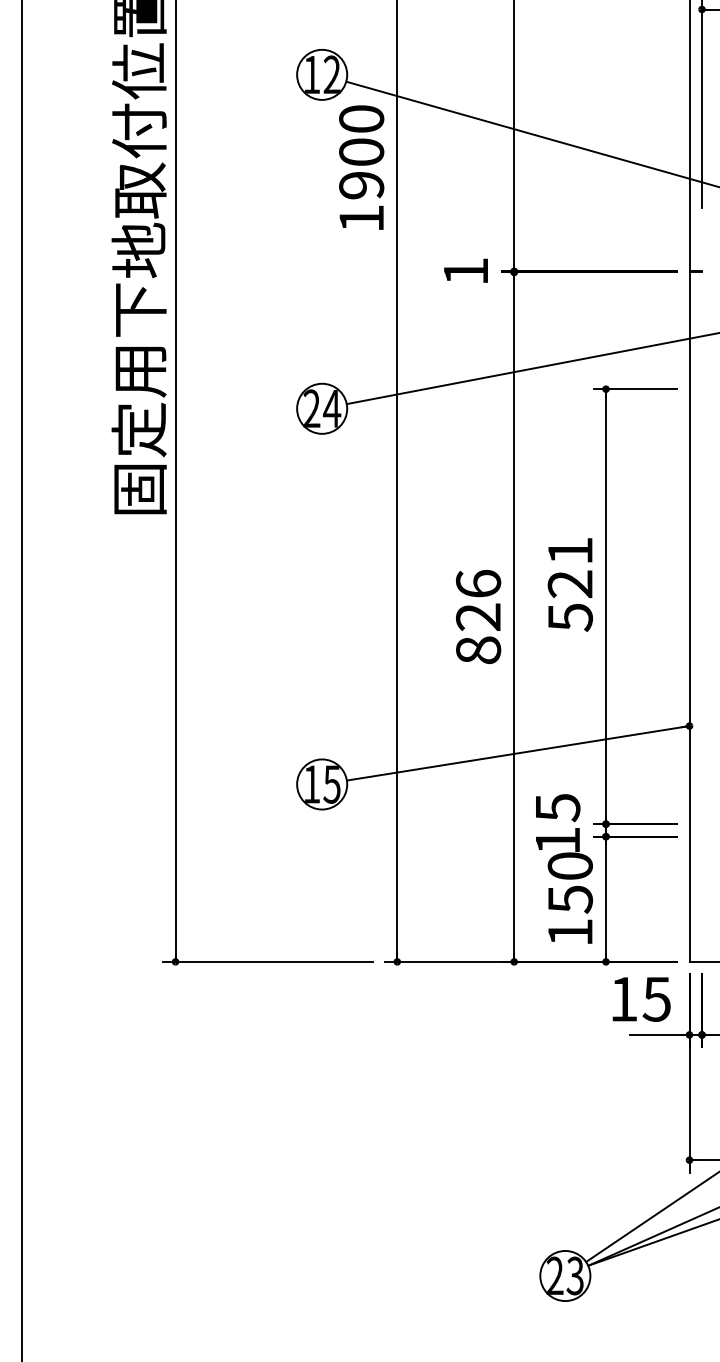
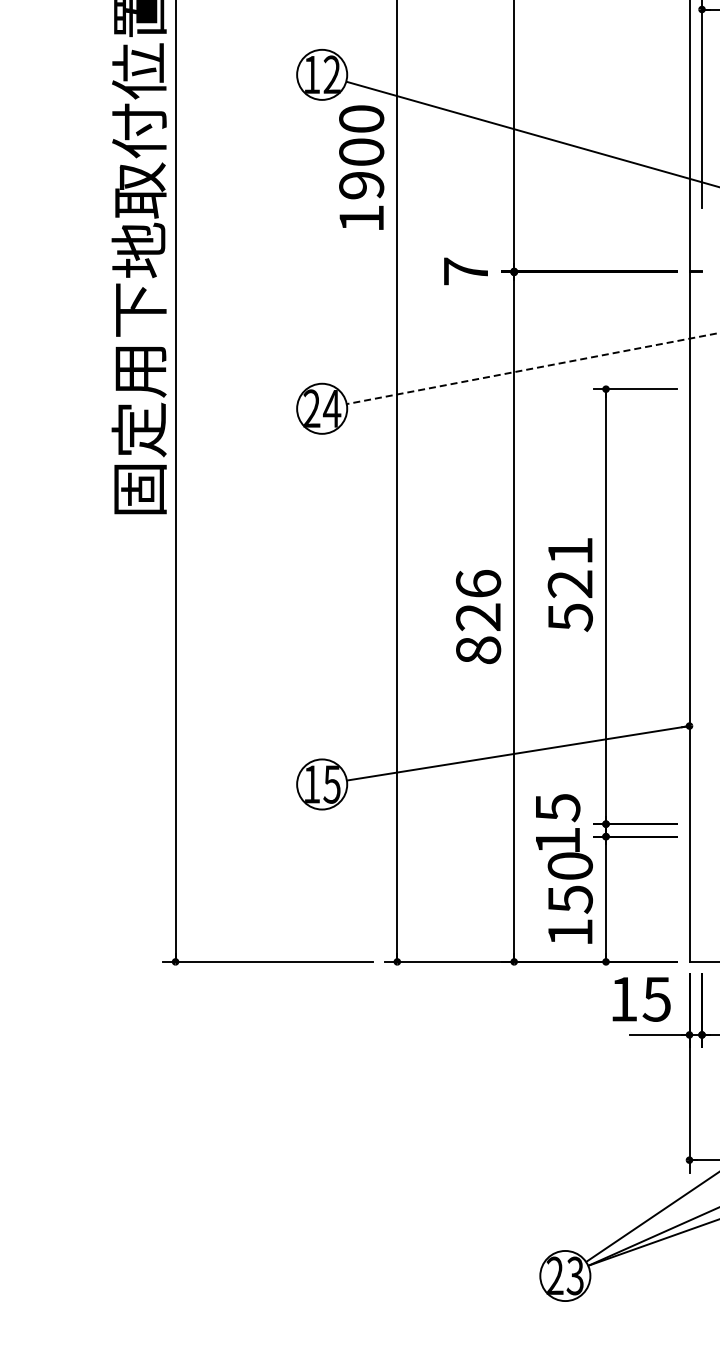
text: 1 -> 7 (465, 271)
line: solid -> dashed (533, 368)
line: present -> none (21, 680)
